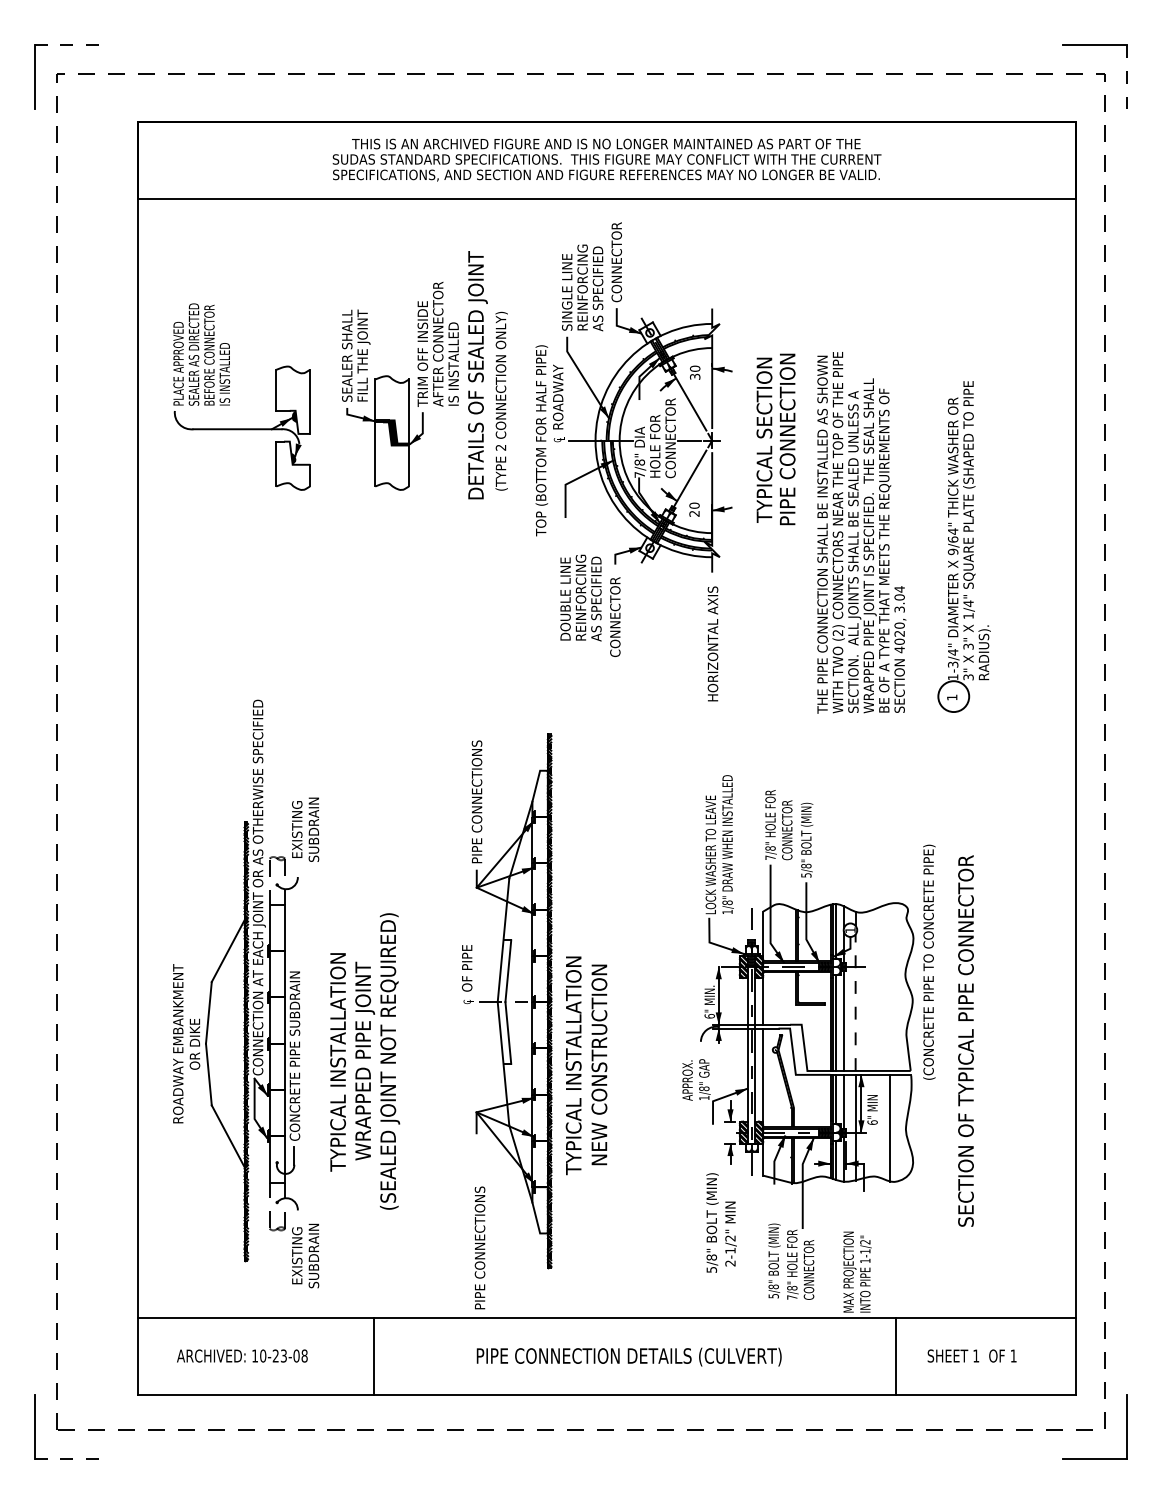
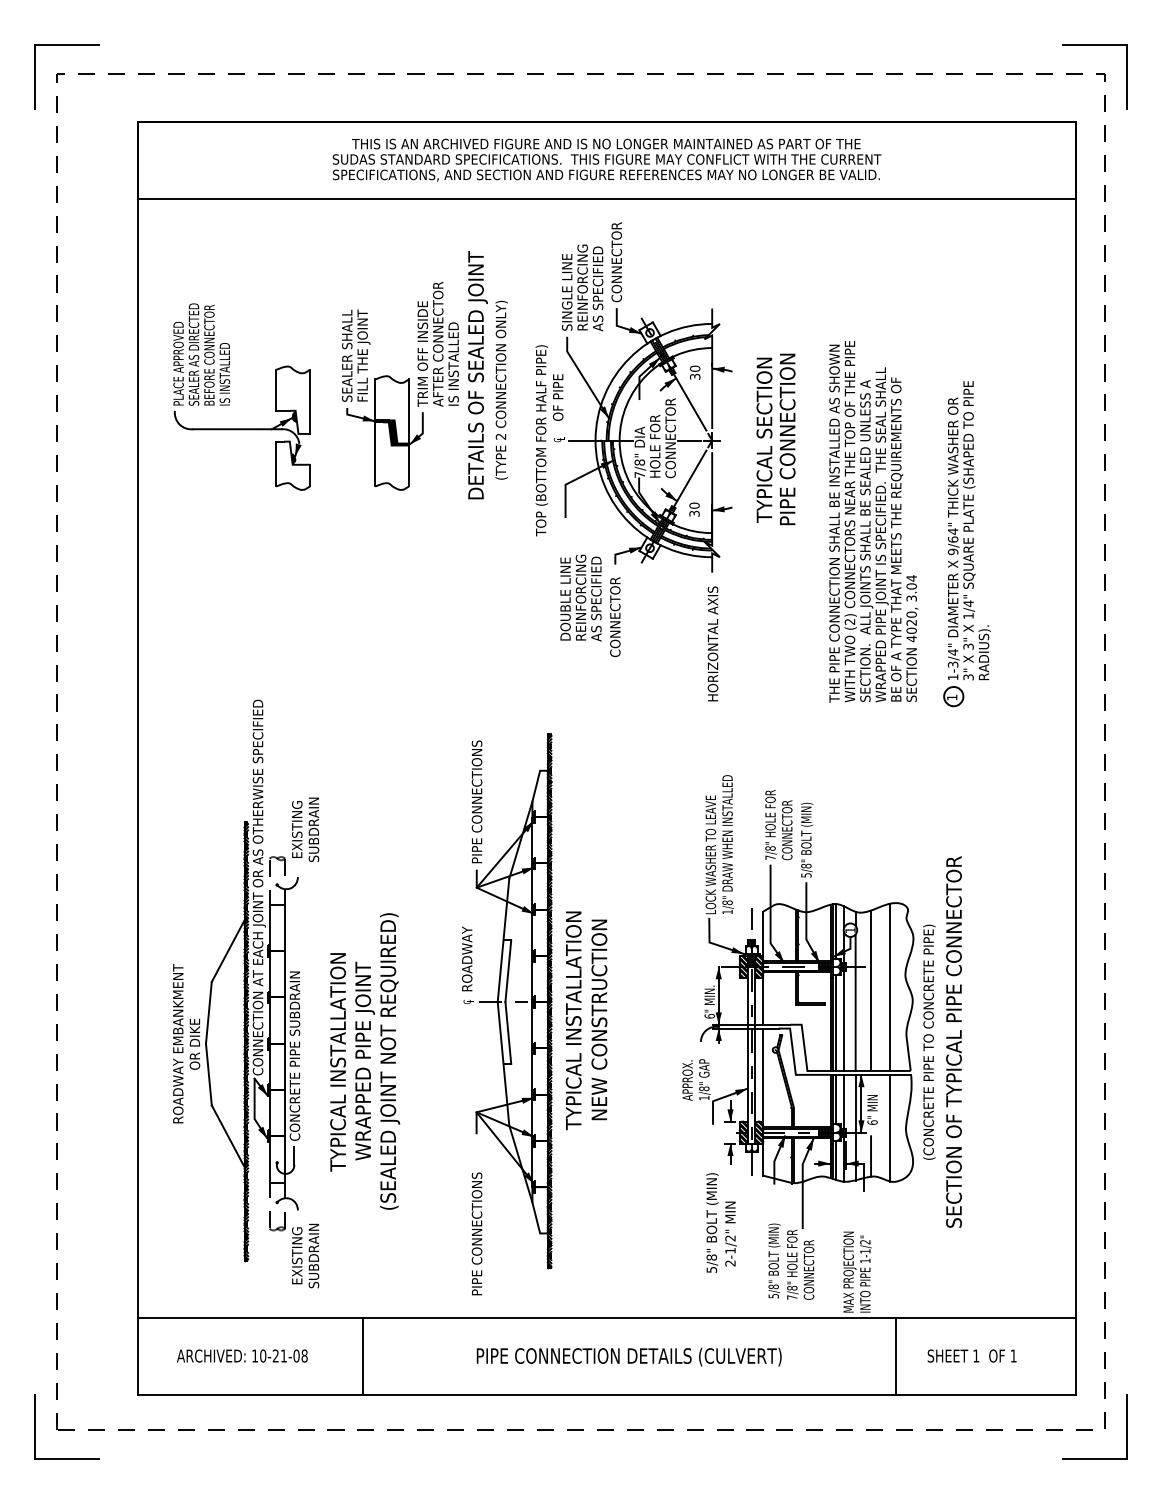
line: dashed -> solid (67, 45)
line: dashed -> solid (1127, 77)
text: ROADWAY -> OF PIPE (558, 396)
text position: (501, 400) -> (501, 389) (501, 389)
text: 20^ -> 30^ (694, 513)
text position: (861, 532) -> (873, 521) (873, 521)
circle diameter: 31 px -> 19 px (953, 696)
text: OF PIPE -> ROADWAY (466, 958)
text position: (929, 961) -> (929, 1041) (929, 1041)
line: none -> present (890, 986)
line: none -> present (871, 990)
line: dashed -> solid (855, 1002)
text position: (965, 1040) -> (953, 1041) (953, 1041)
text position: (586, 1065) -> (586, 1020) (586, 1020)
line: none -> present (871, 1156)
text position: (479, 1247) -> (476, 1233) (476, 1233)
text: 10-23-08 -> 10-21-08 (283, 1355)
line position: (373, 1355) -> (362, 1355) (362, 1355)
line: dashed -> solid (67, 1458)
